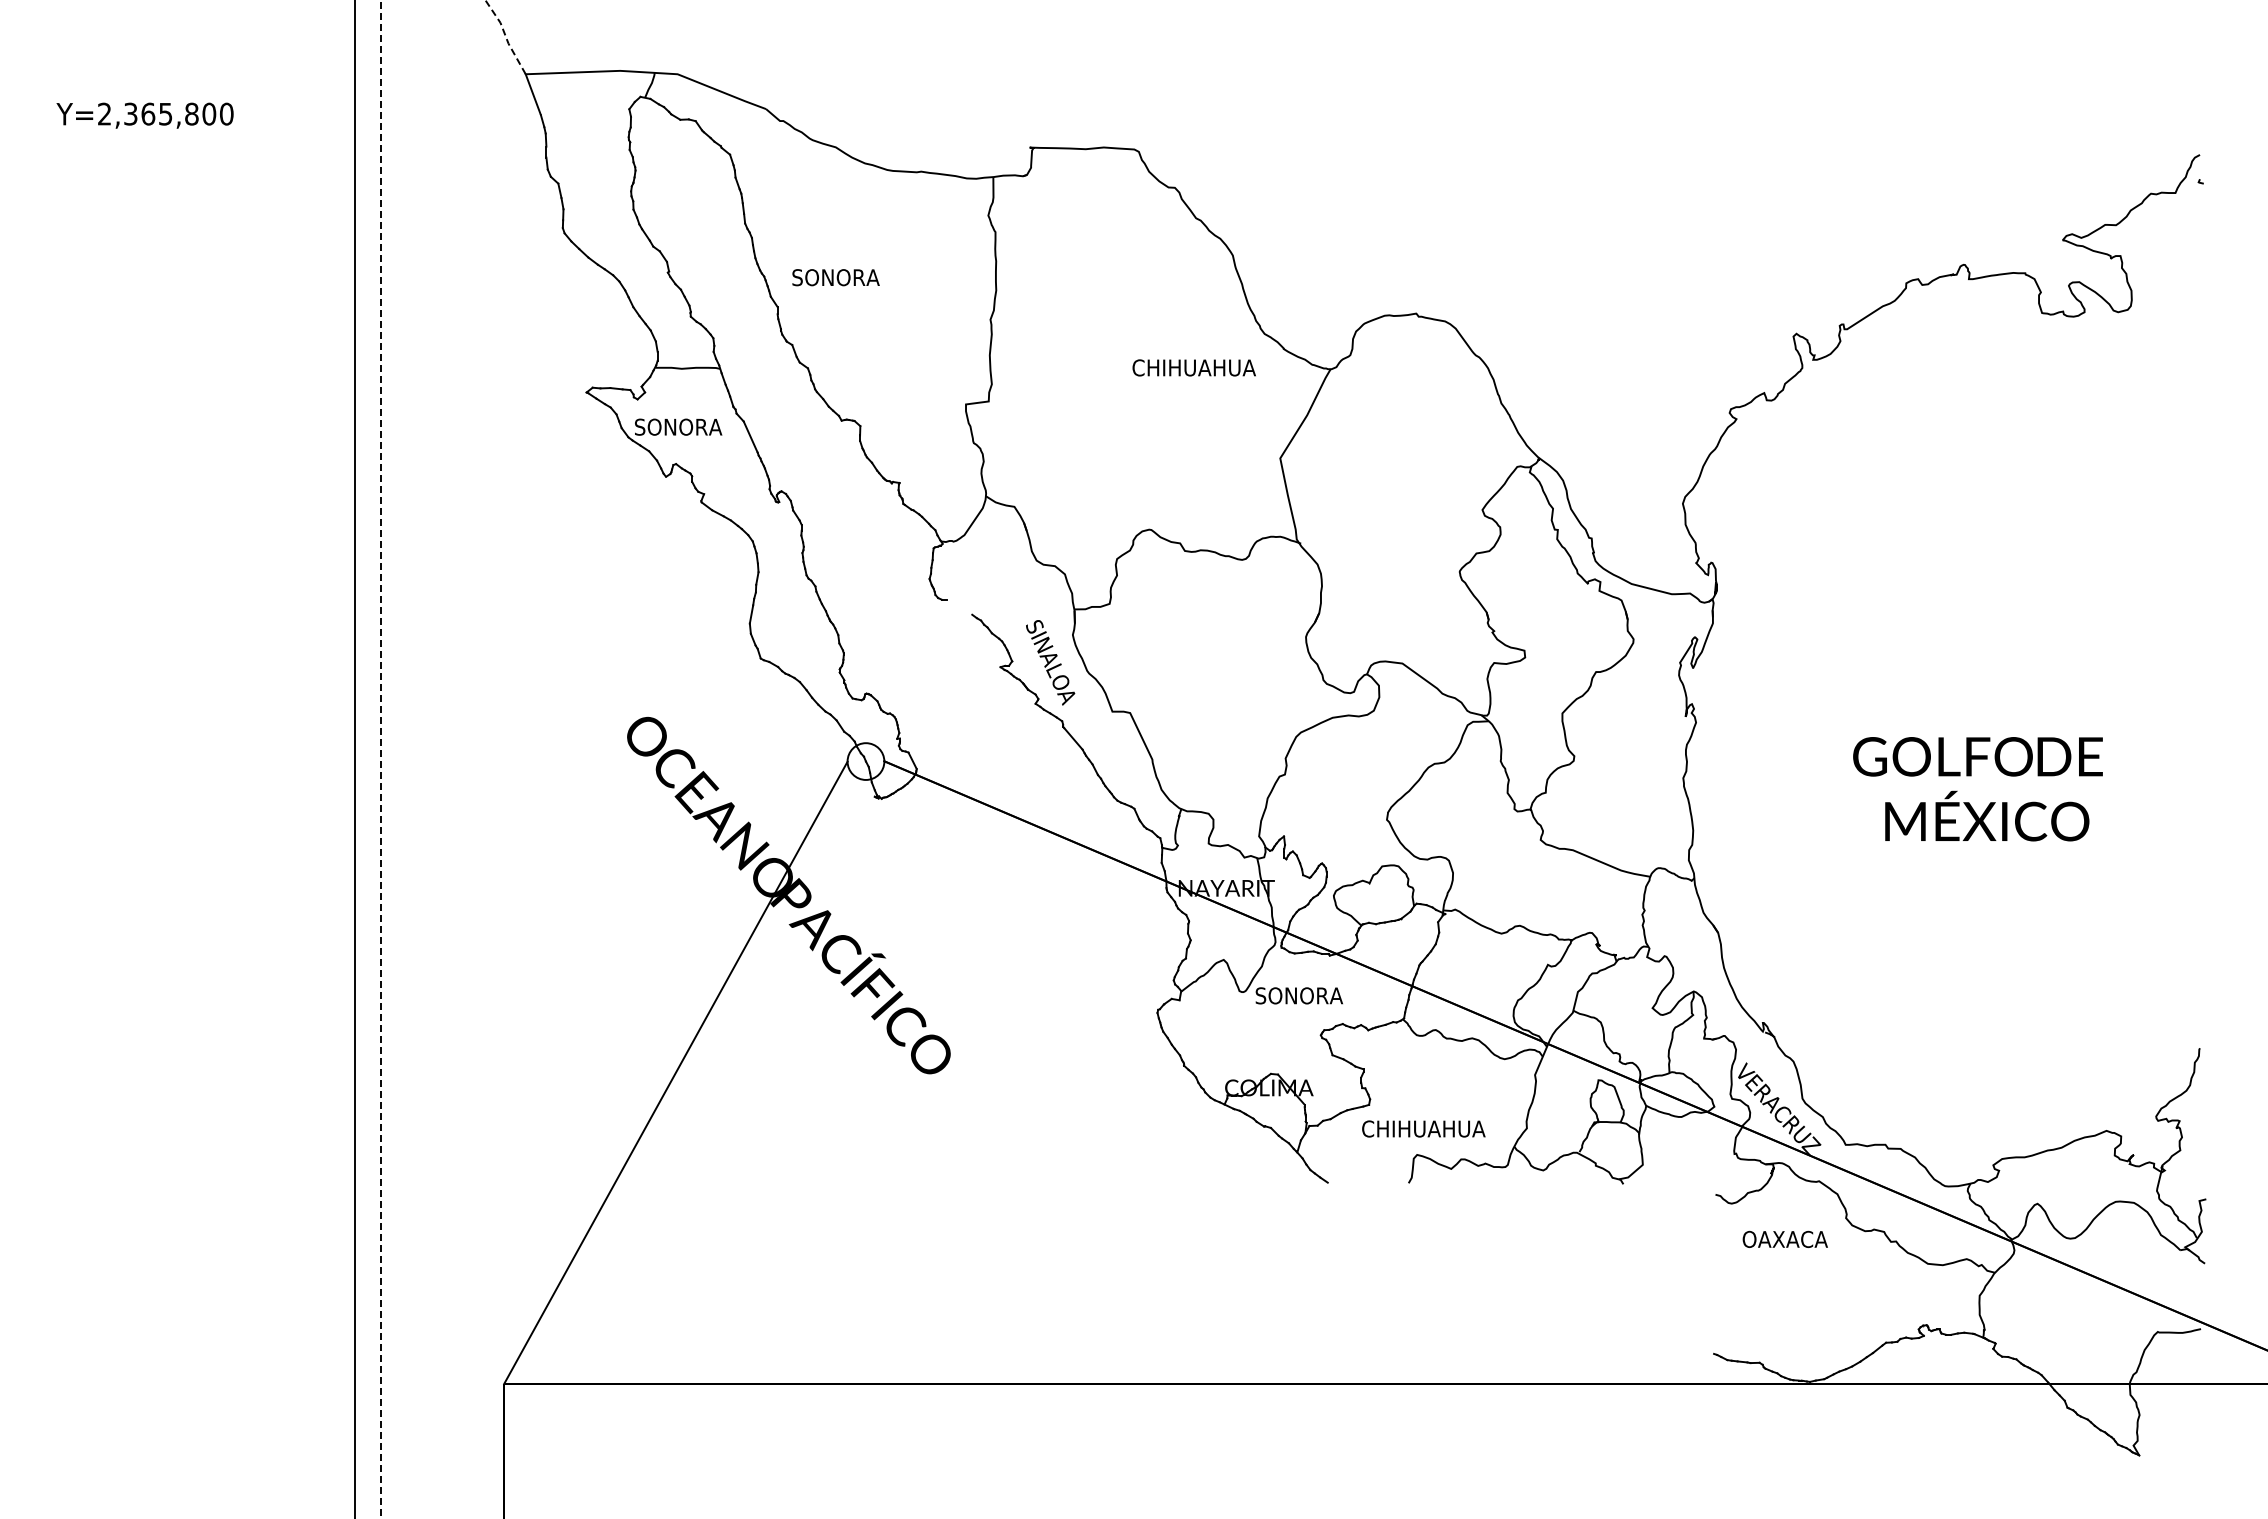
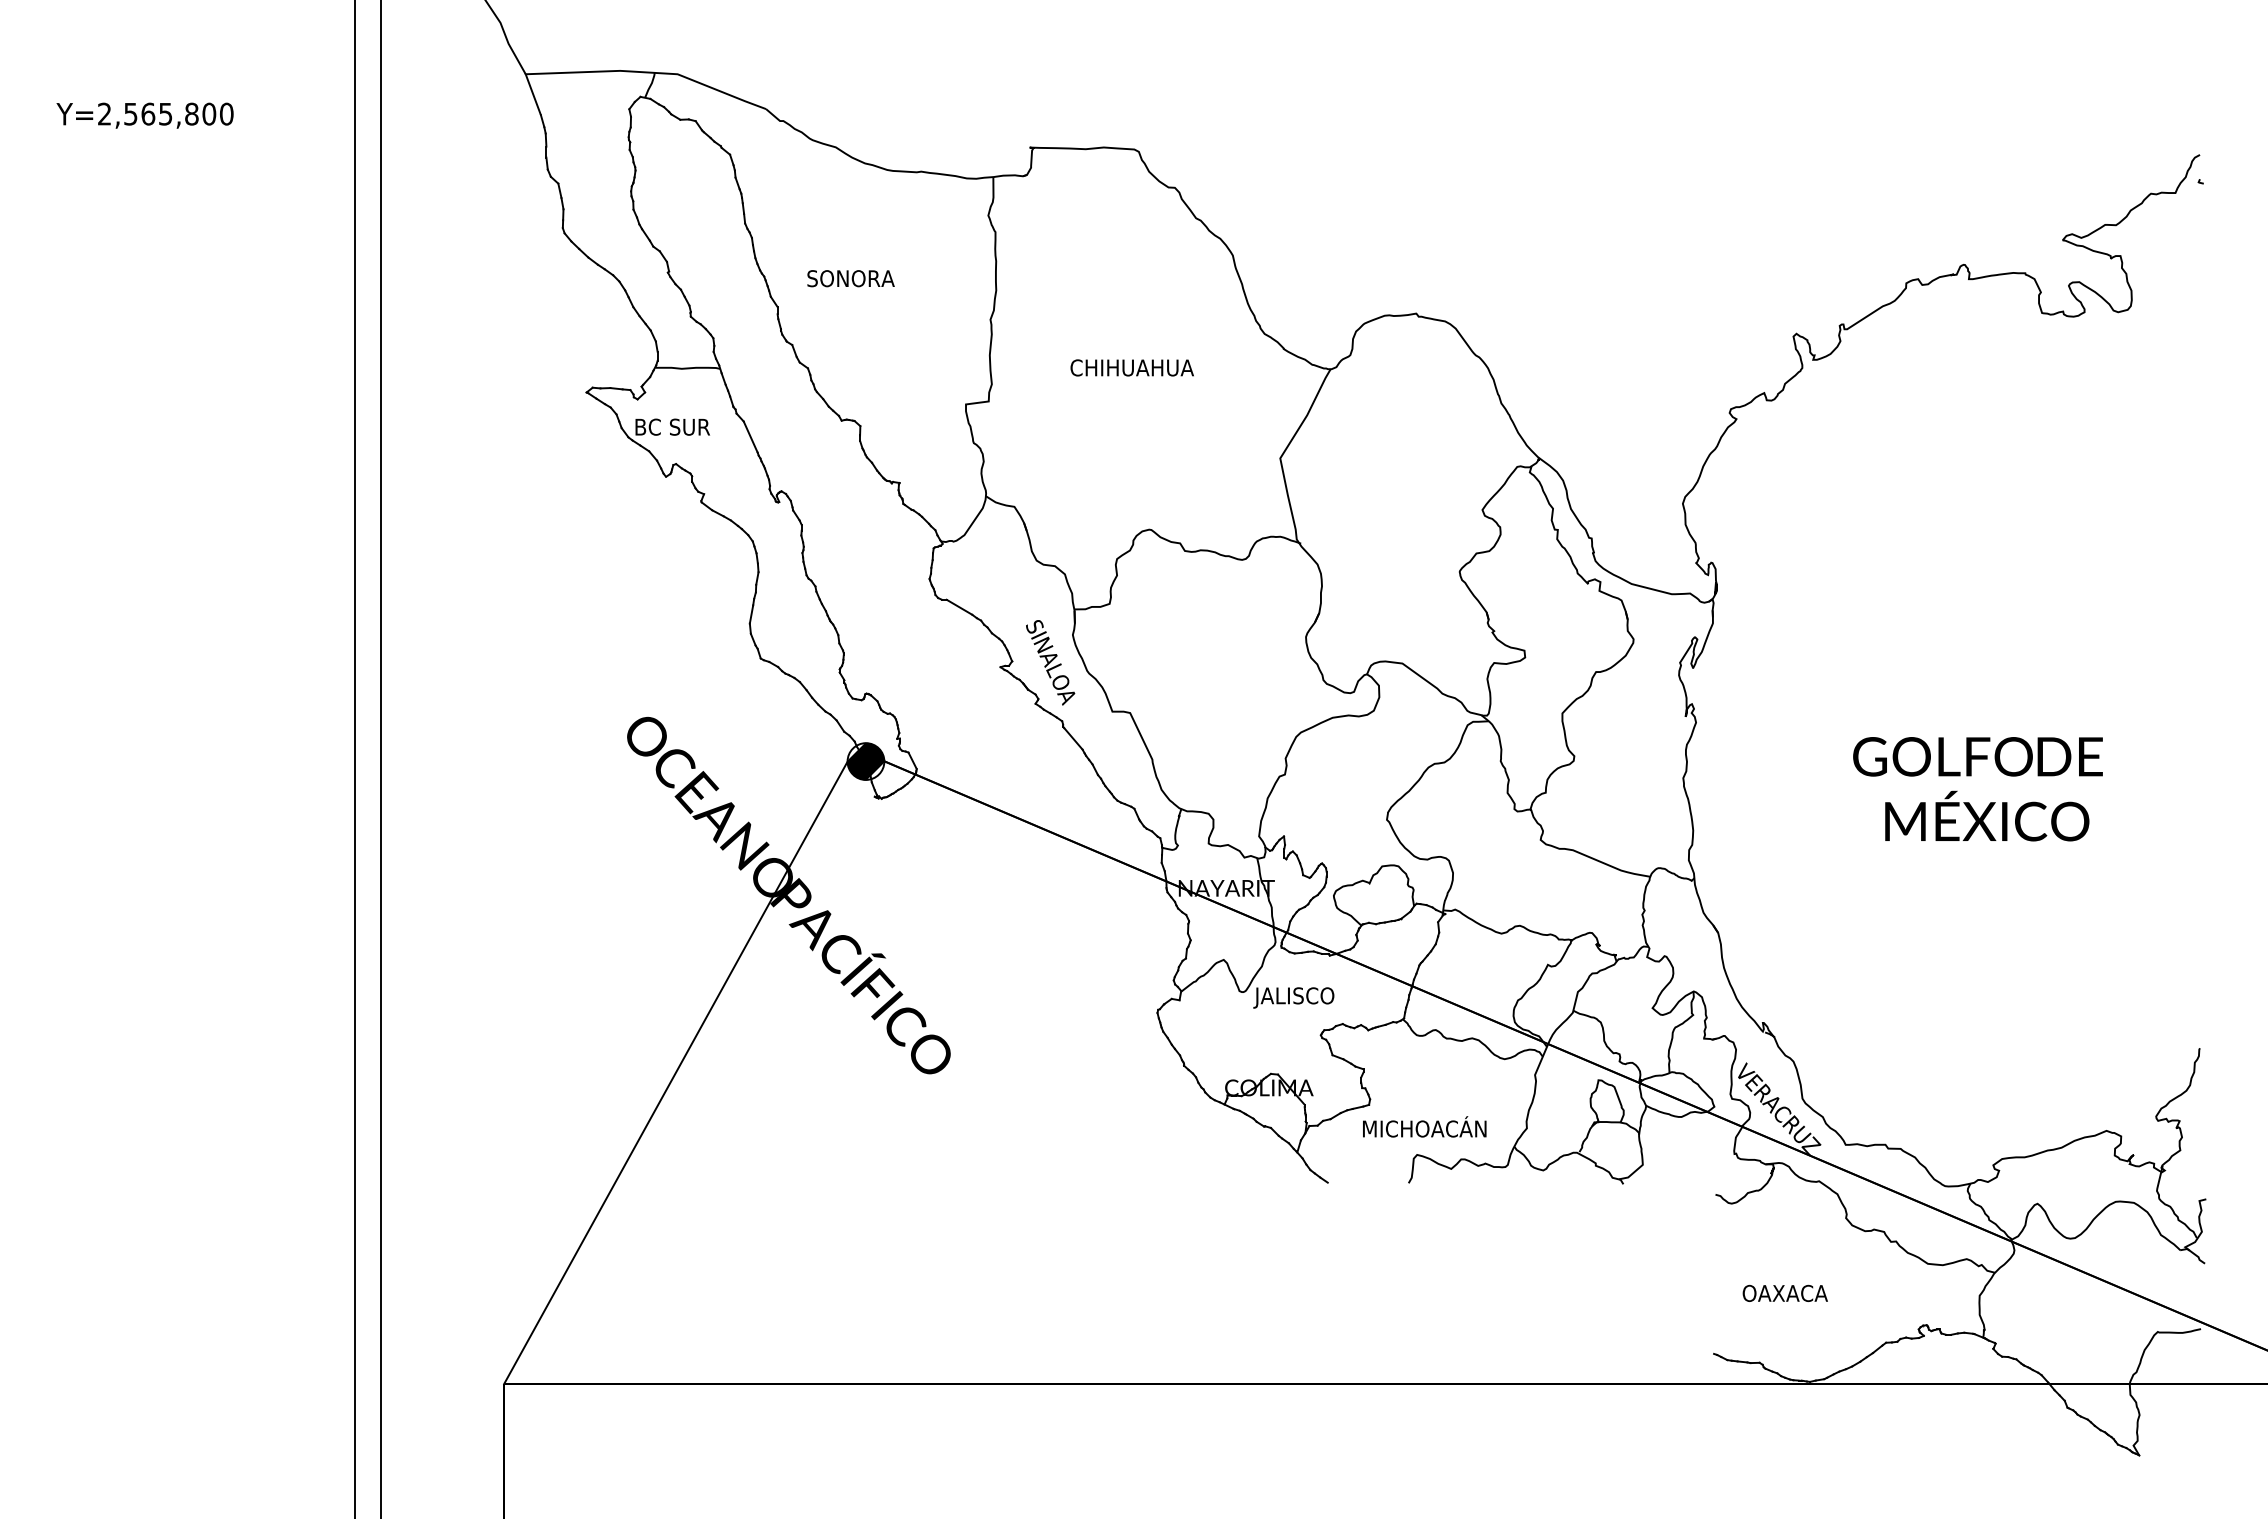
line: dashed -> solid (505, 36)
text: Y=2,365,800 -> Y=2,565,800 (130, 113)
text position: (835, 277) -> (850, 278) (850, 278)
text position: (1193, 367) -> (1131, 367) (1131, 367)
text: SONORA -> BC SUR (678, 426)
line: none -> present (959, 606)
line: dashed -> solid (381, 759)
hatch: none -> present (865, 761)
text: SONORA -> JALISCO (1297, 997)
text: CHIHUAHUA -> MICHOACÁN (1424, 1126)
text position: (1784, 1238) -> (1784, 1292) (1784, 1292)
